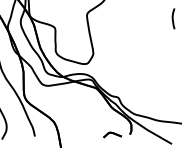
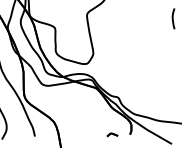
part size: 19x8 px -> 13x6 px (112, 134)
